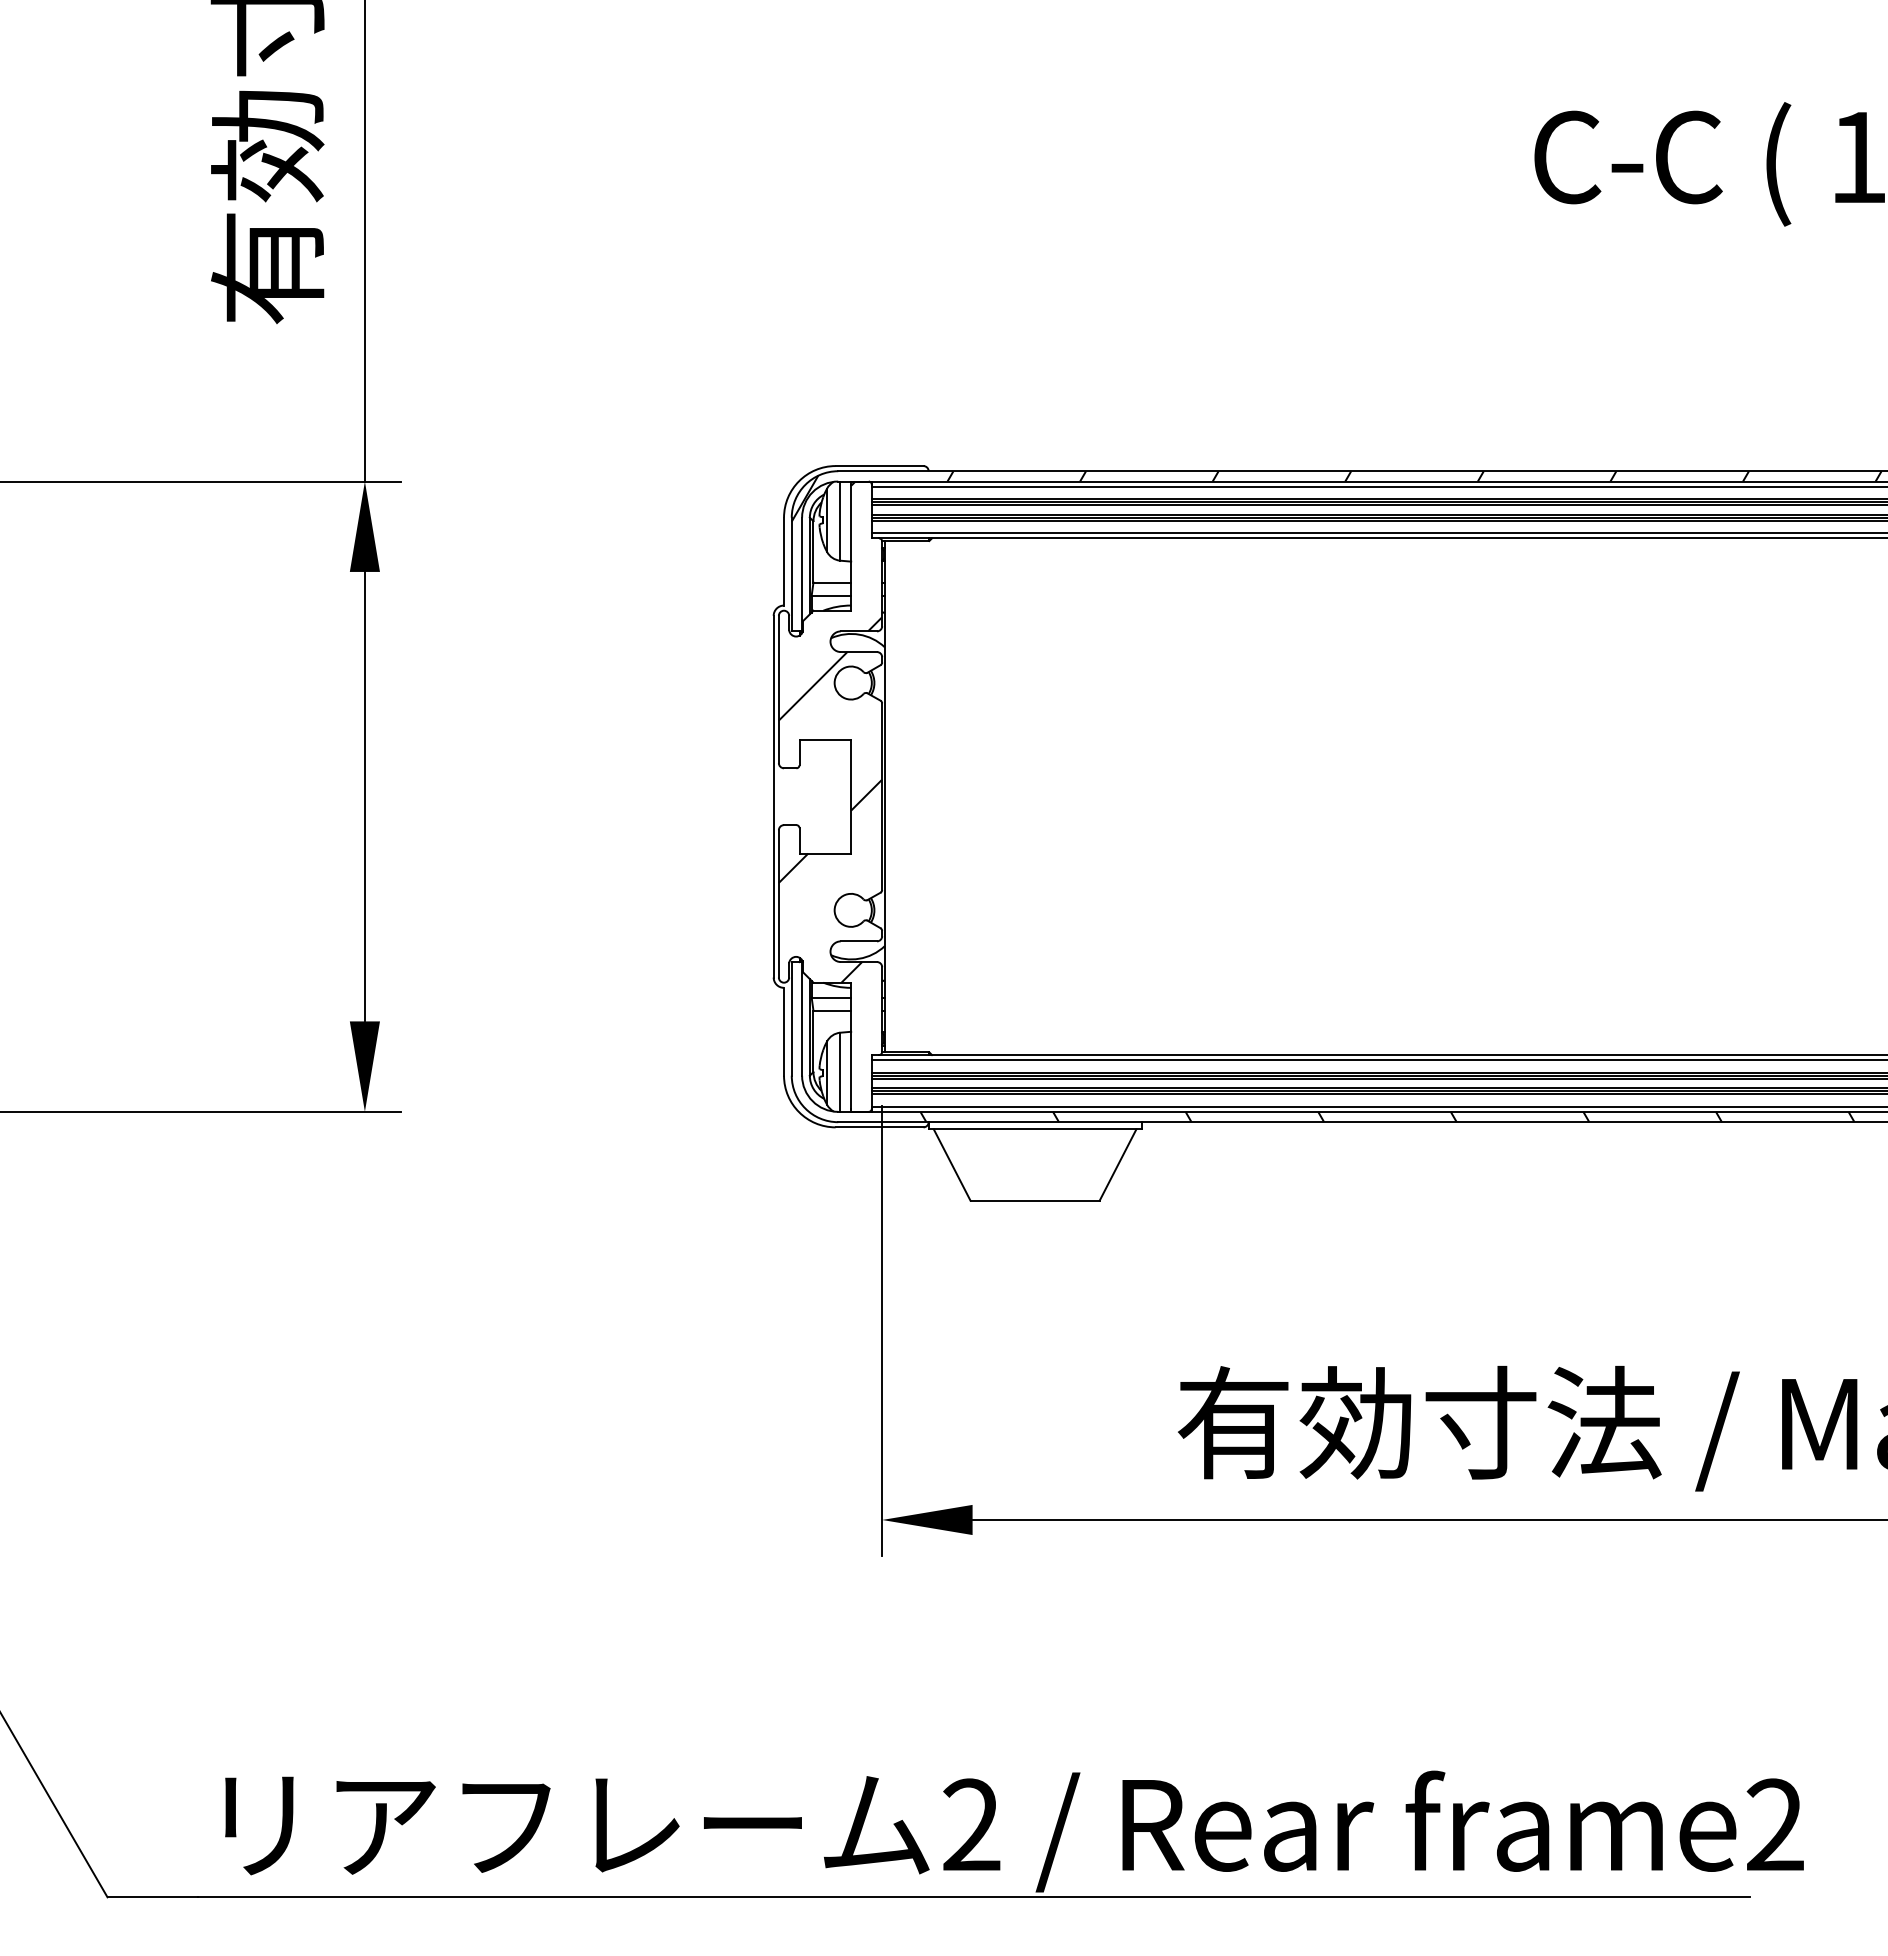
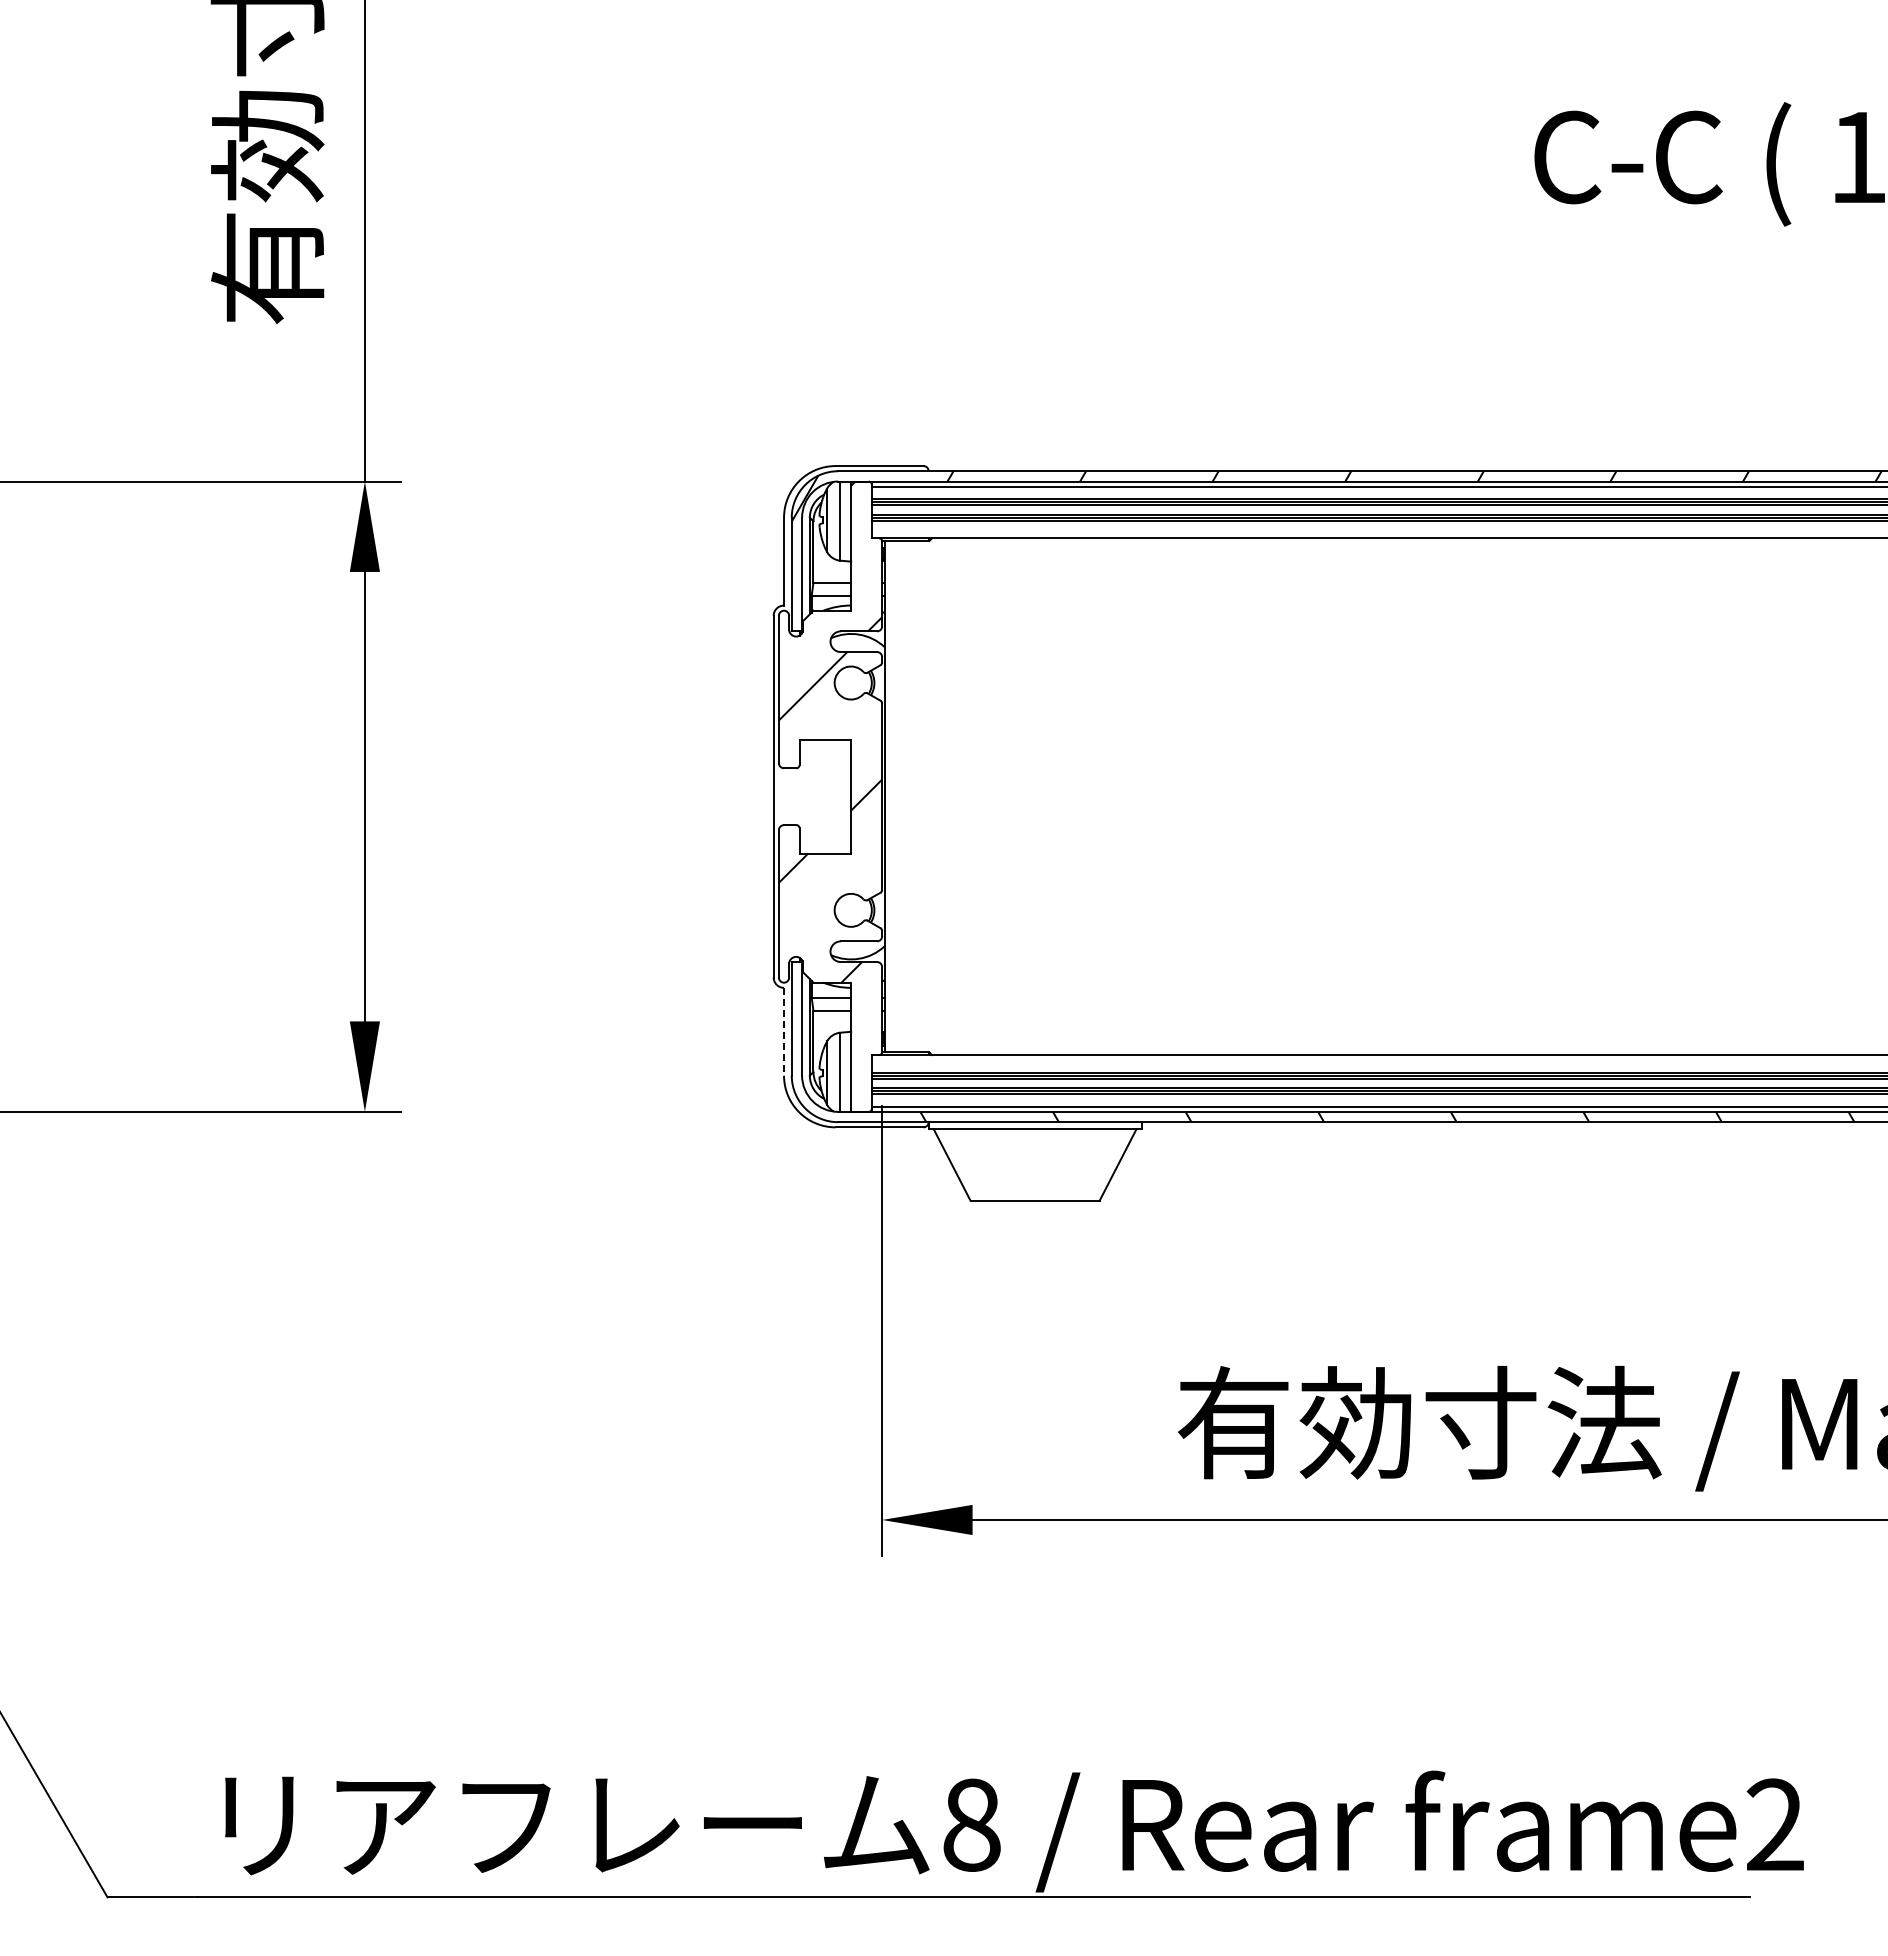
line: present -> none (1377, 533)
line: solid -> dashed (784, 1031)
line: present -> none (1377, 1060)
text: 2 -> 8 (971, 1824)
